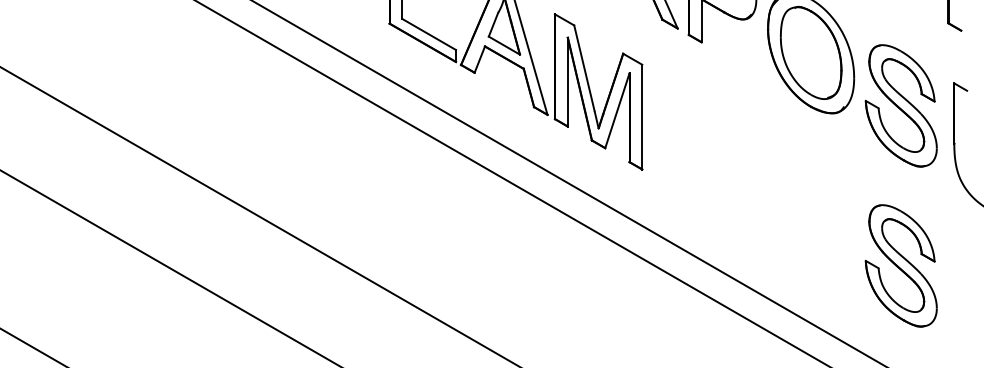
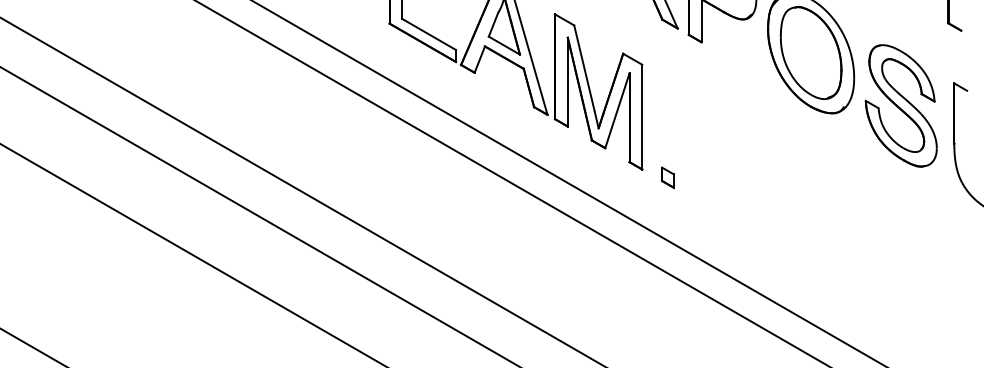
part: none -> present (667, 177)
line: none -> present (301, 191)
part: present -> none (900, 265)
line position: (169, 267) -> (192, 254) (192, 254)
